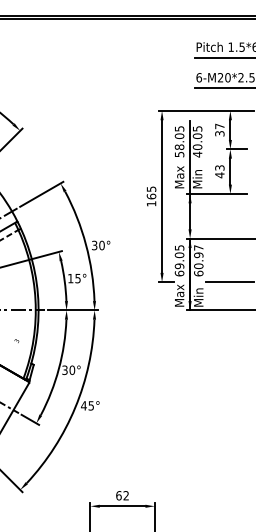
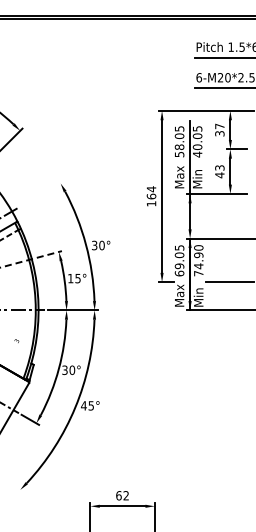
text: 165 -> 164 (151, 189)
line: present -> none (41, 193)
line: solid -> dashed (31, 259)
text: 60.97 -> 74.90 (198, 260)
line: present -> none (12, 482)
